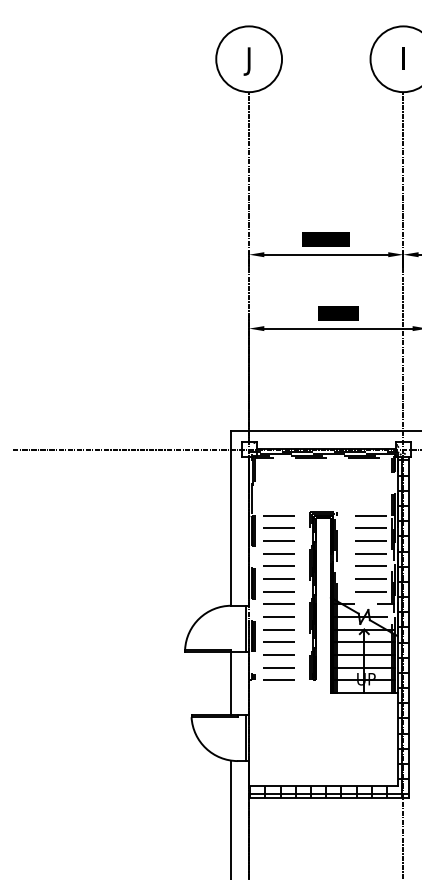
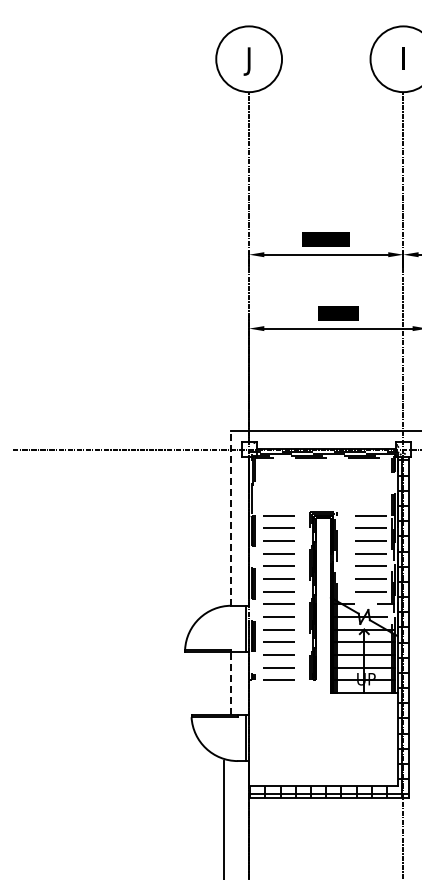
line: solid -> dashed (231, 518)
line: solid -> dashed (231, 682)
line position: (231, 818) -> (224, 818) (224, 818)
